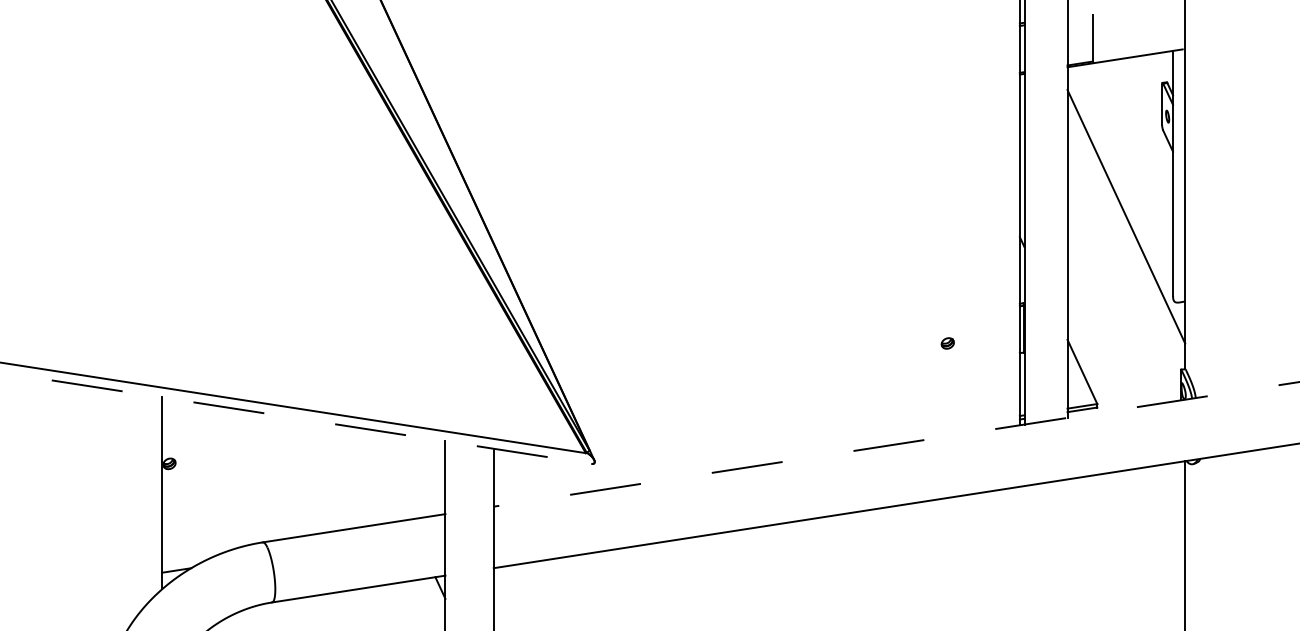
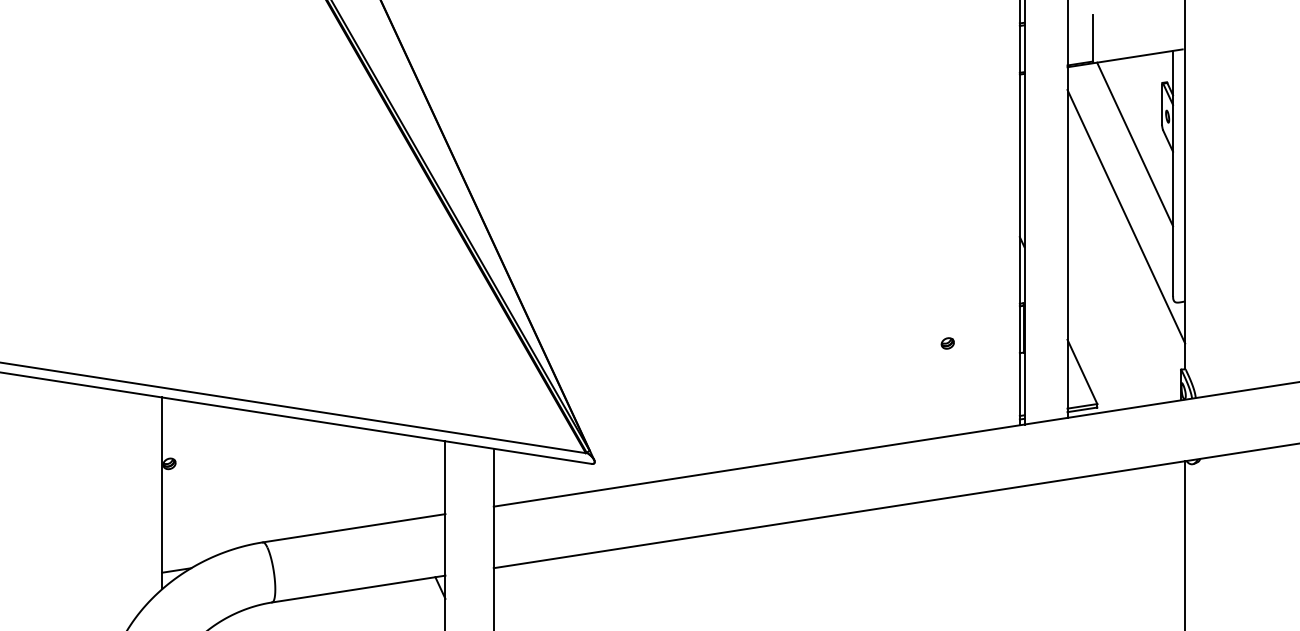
line: none -> present (1135, 144)
line: dashed -> solid (296, 418)
line: dashed -> solid (896, 444)
